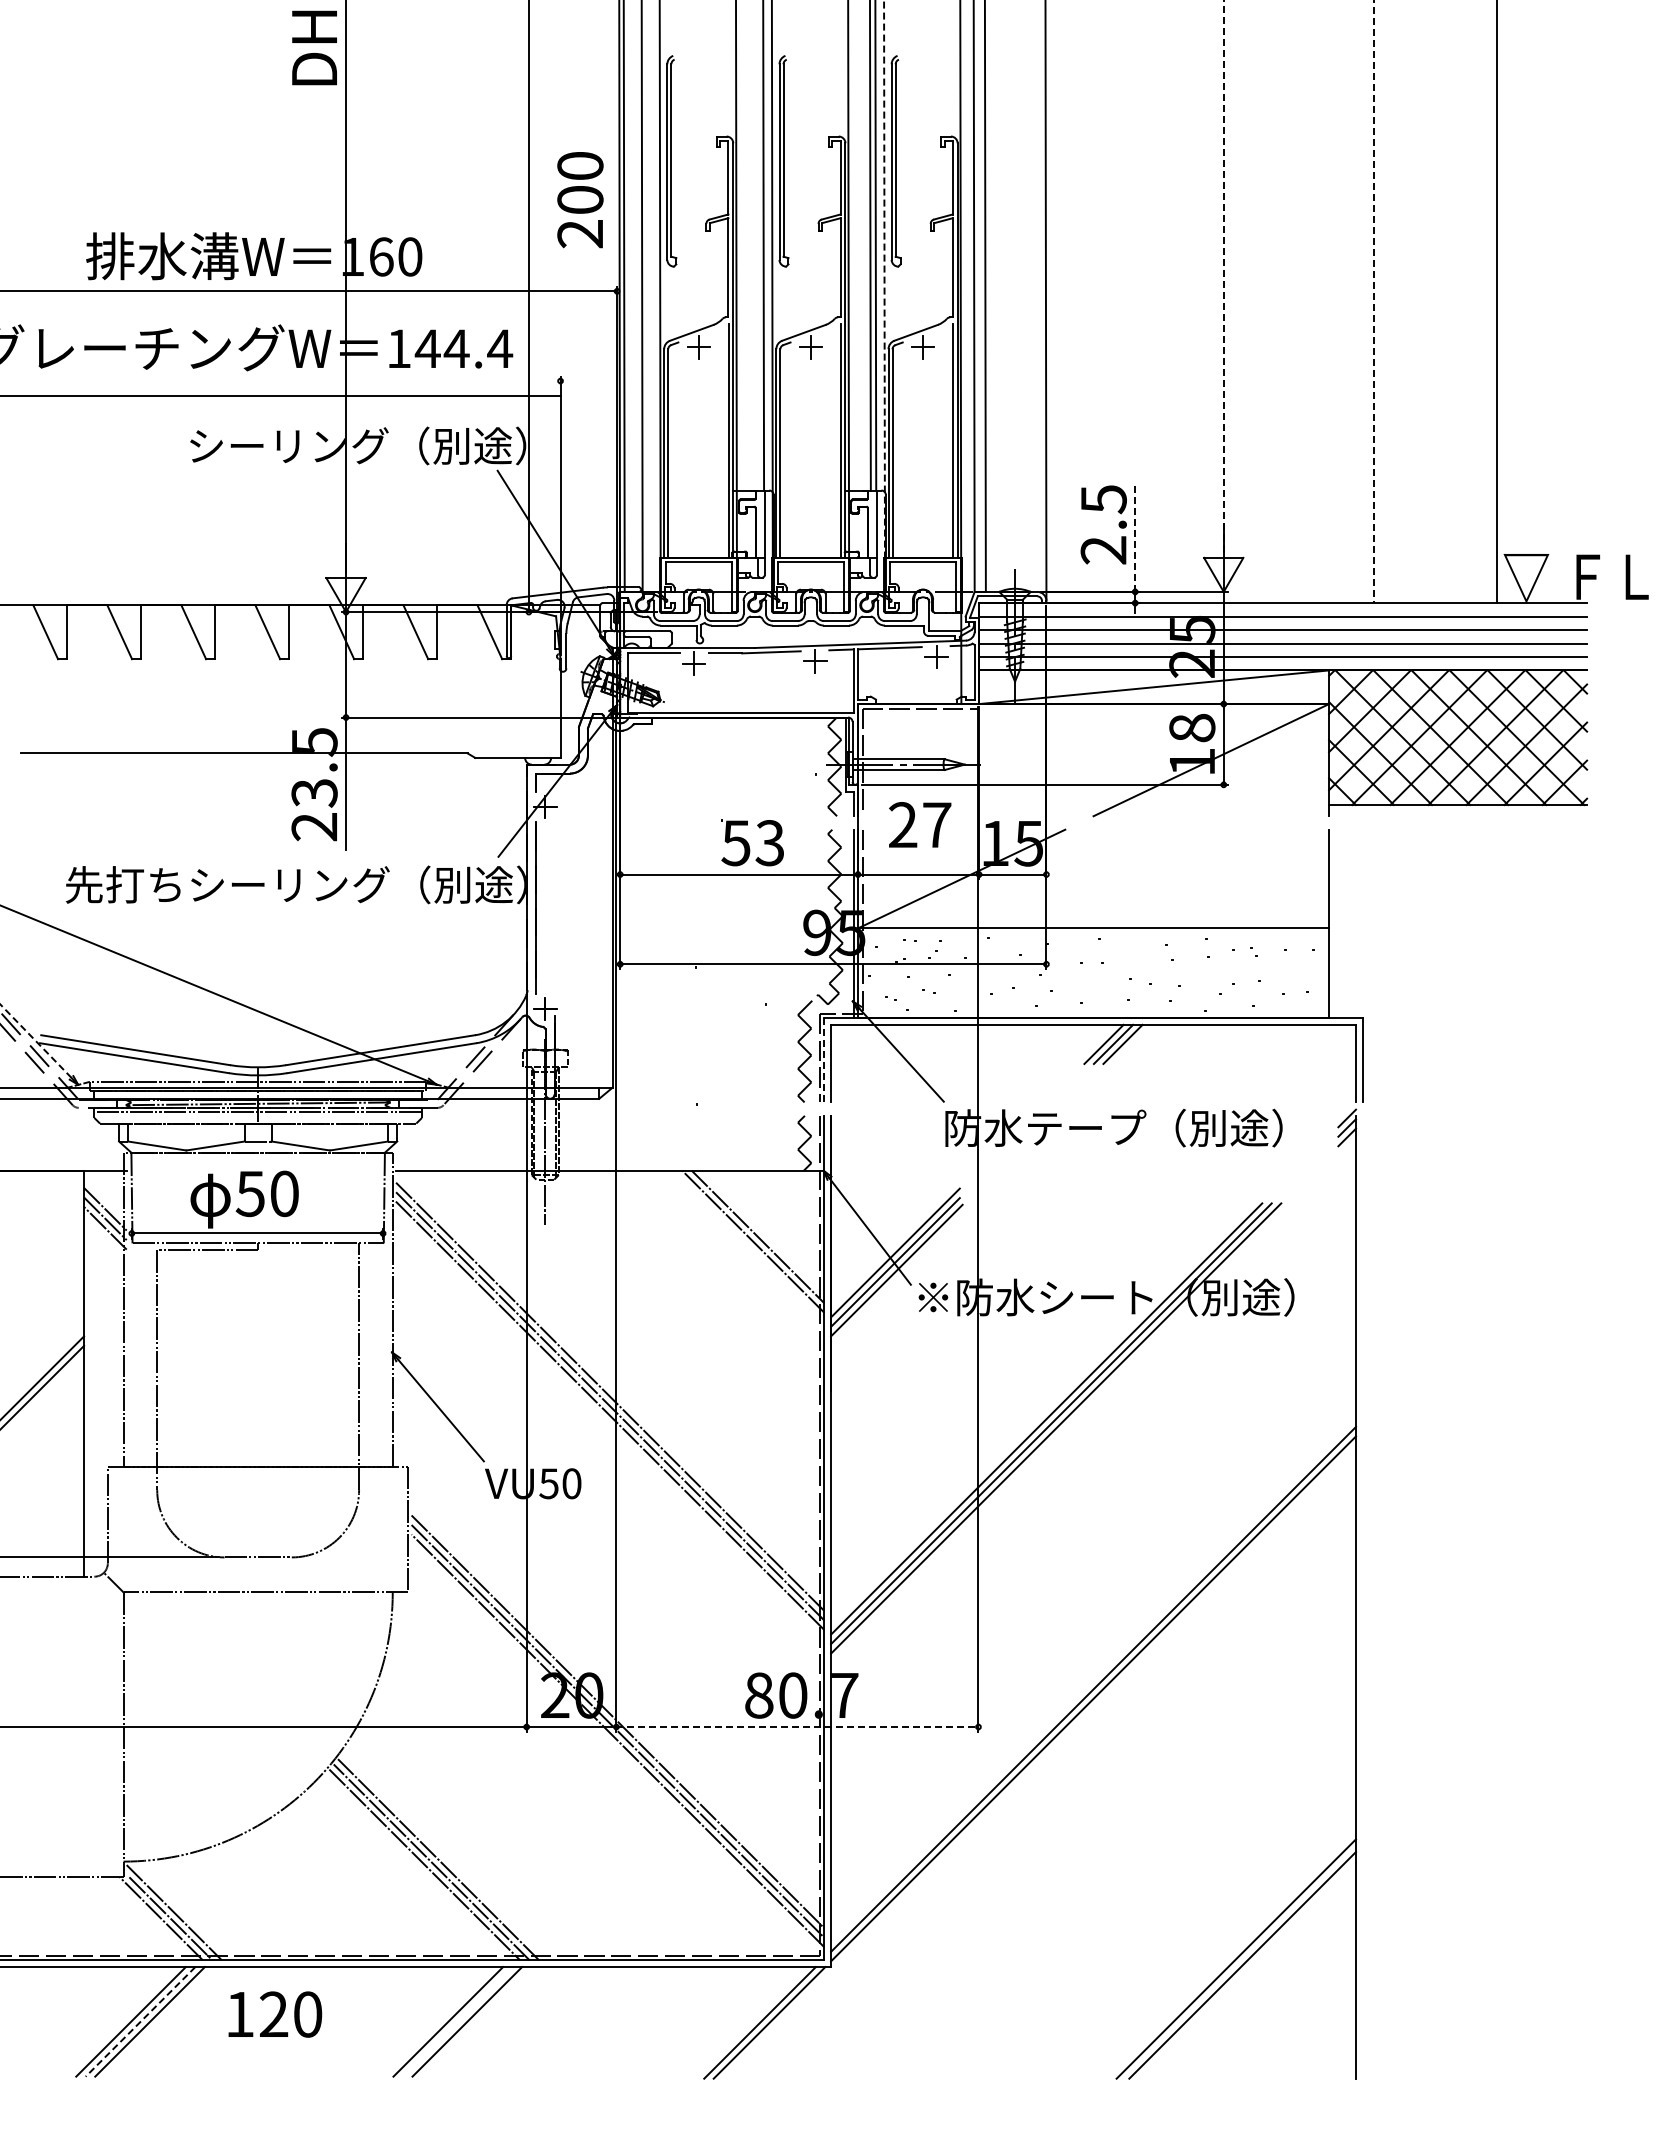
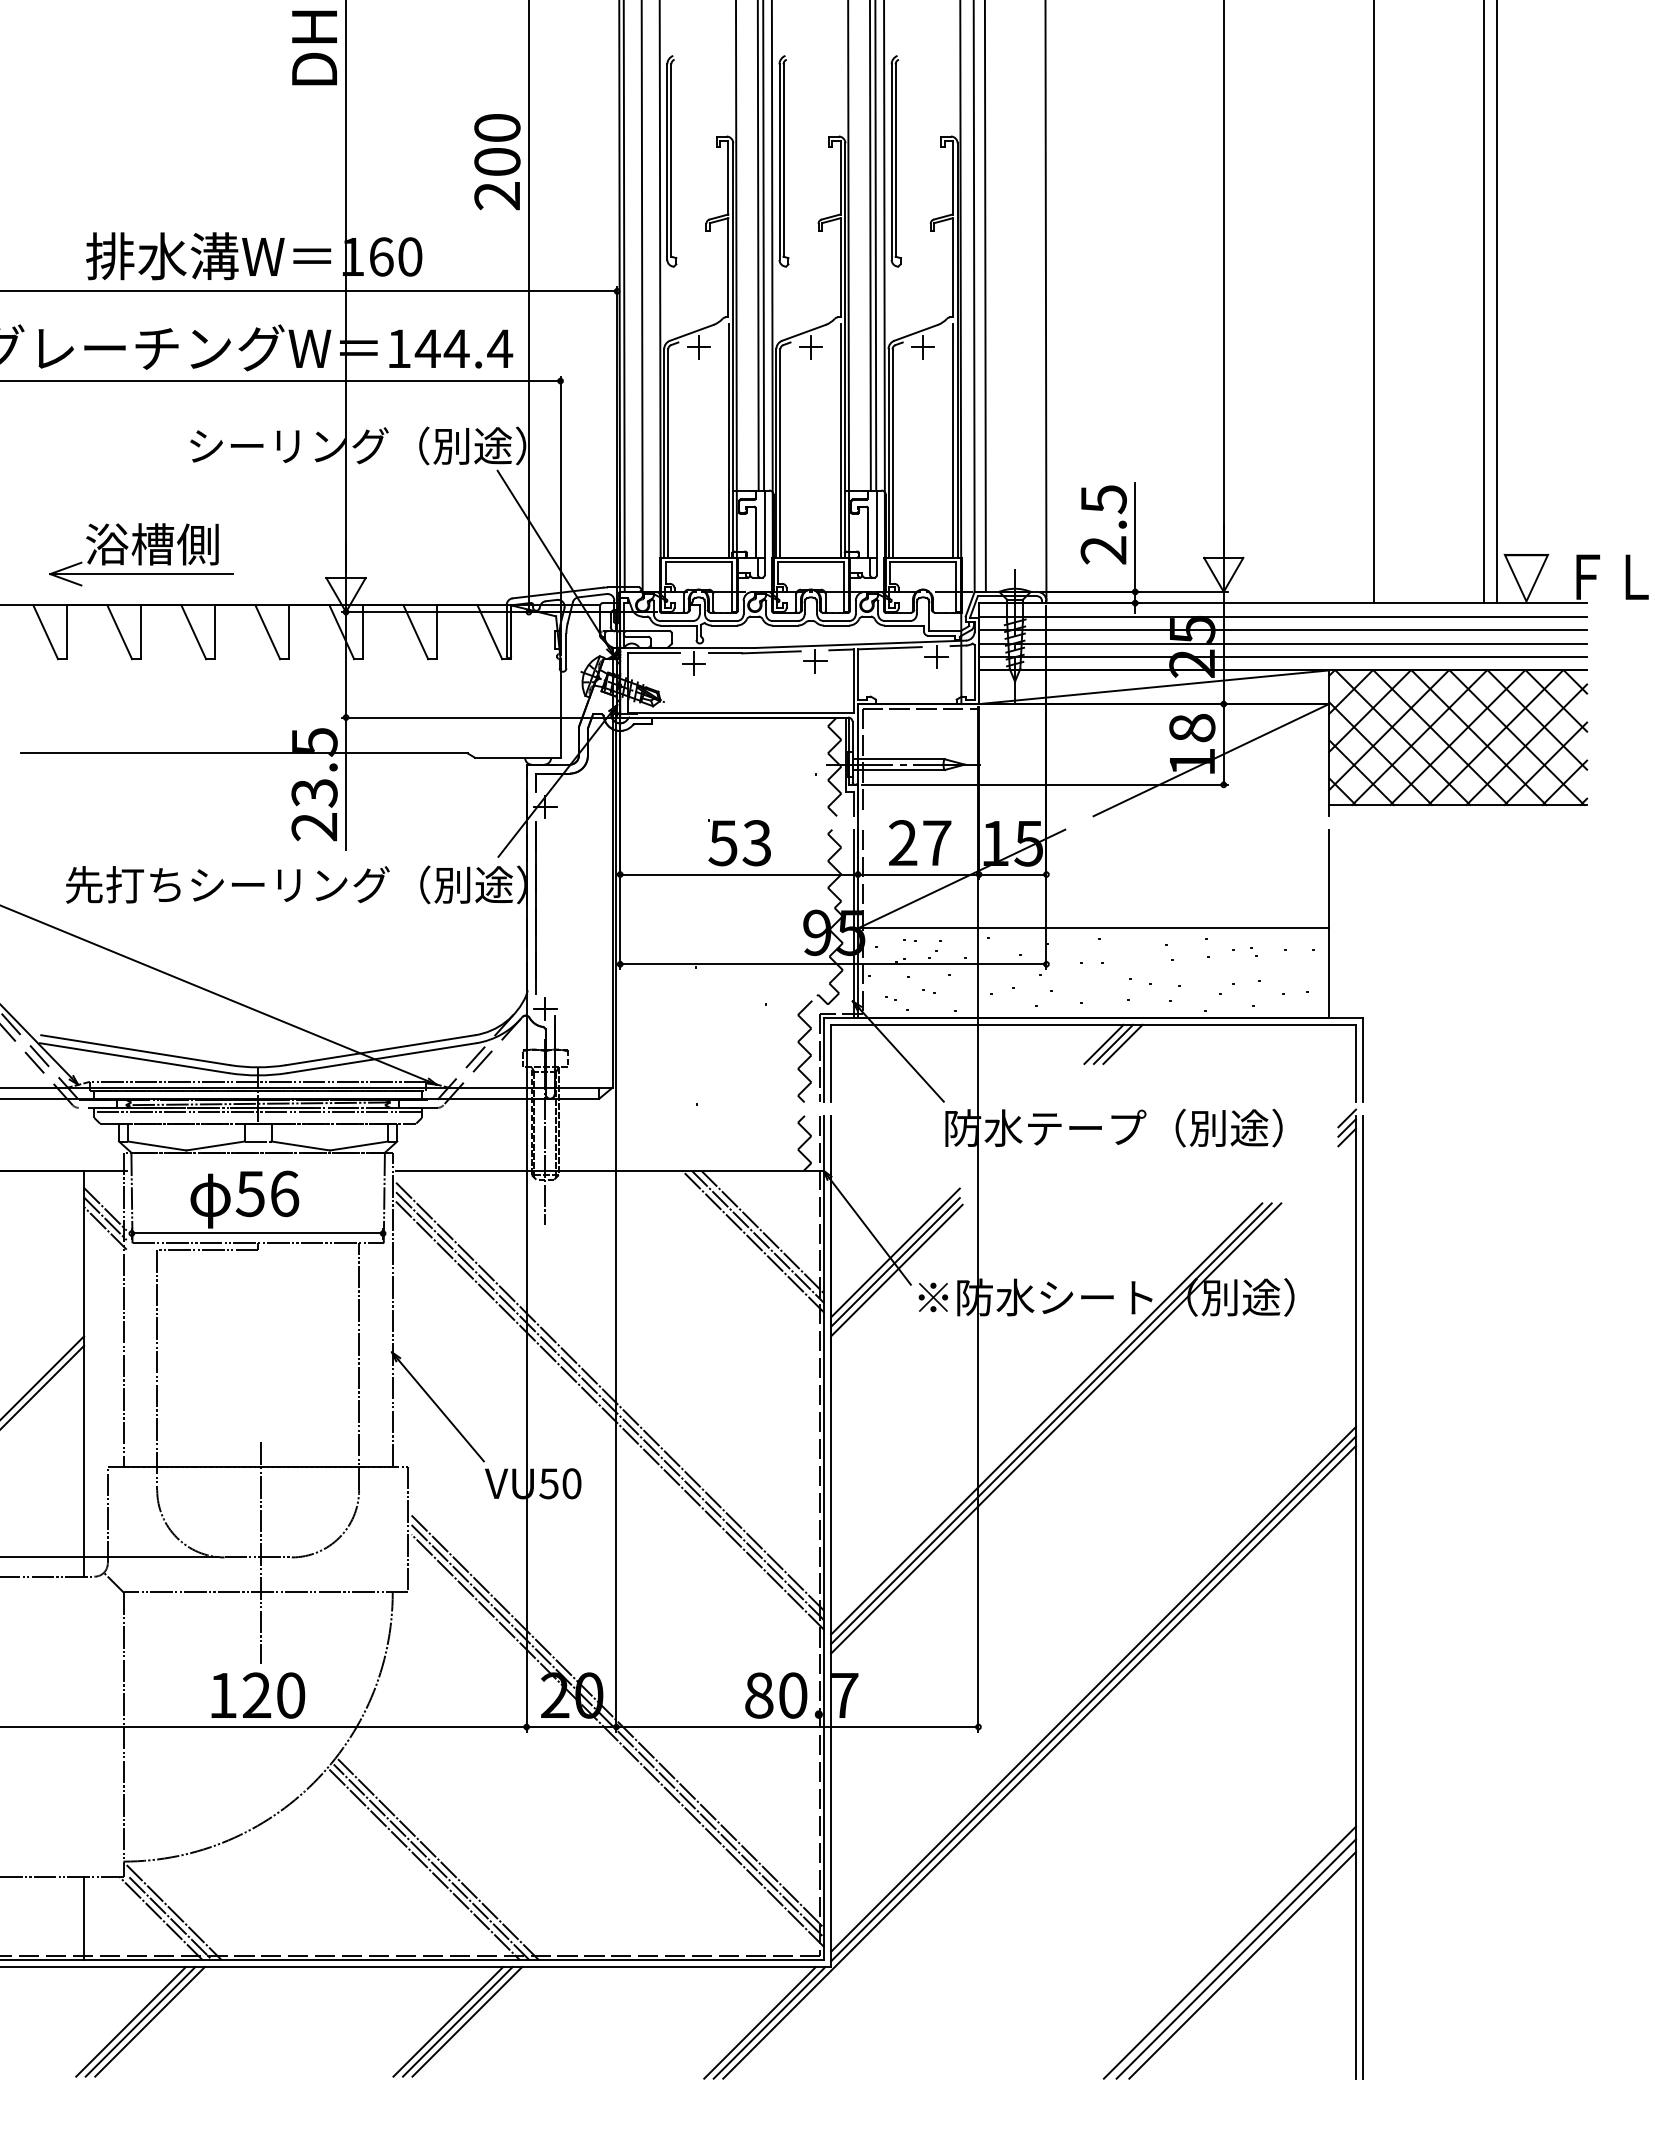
text position: (580, 200) -> (497, 162) (497, 162)
line: none -> present (757, 246)
line: dashed -> solid (1223, 276)
line: dashed -> solid (884, 279)
line: dashed -> solid (1373, 302)
line: none -> present (1483, 302)
line position: (281, 396) -> (281, 381) (281, 381)
line: dashed -> solid (1135, 536)
part: none -> present (141, 554)
text position: (920, 824) -> (920, 842) (920, 842)
part position: (752, 842) -> (739, 842) (739, 842)
line: dashed -> solid (35, 1040)
line: dashed -> solid (824, 1060)
text: 50 -> 56 (285, 1193)
line: none -> present (762, 1231)
line: none -> present (261, 1553)
line: none -> present (1362, 1596)
line: dashed -> solid (797, 1727)
line: none -> present (1039, 1761)
line: none -> present (84, 1918)
line: none -> present (1229, 1952)
text position: (275, 2014) -> (258, 1695) (258, 1695)
line: dashed -> solid (140, 2021)
line: none -> present (457, 2021)
